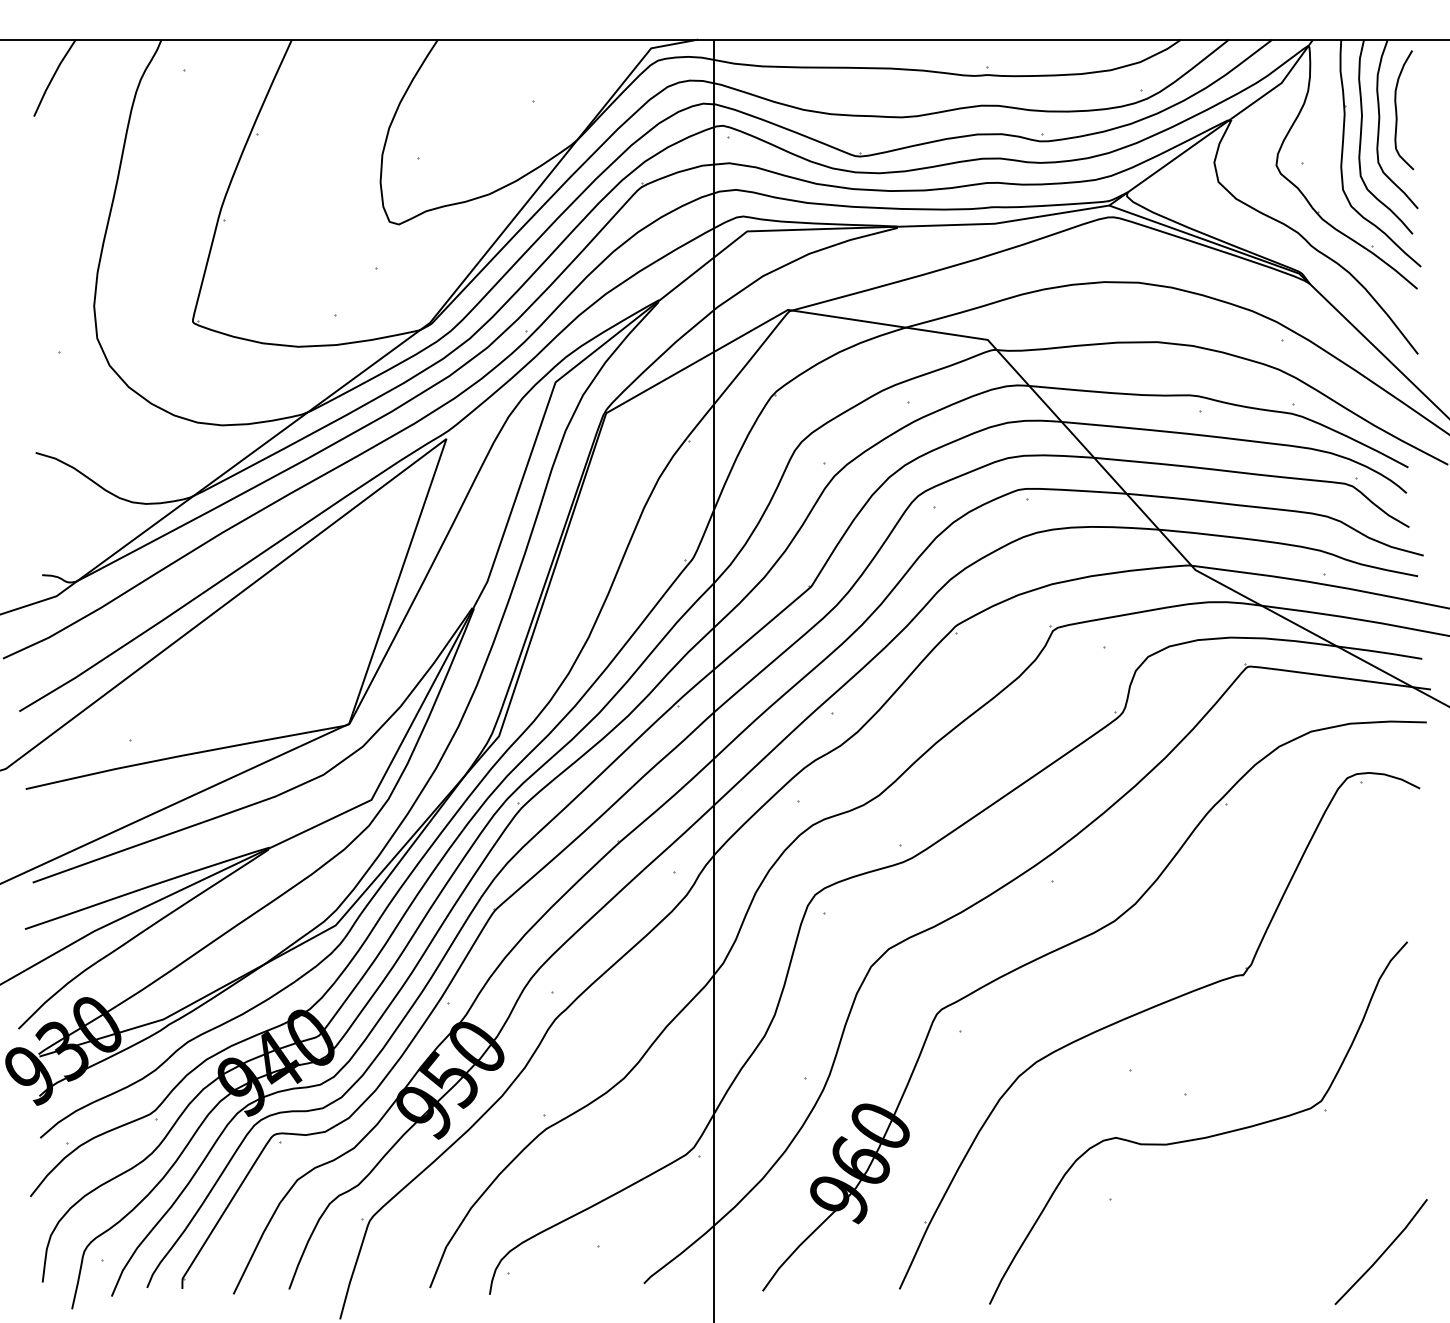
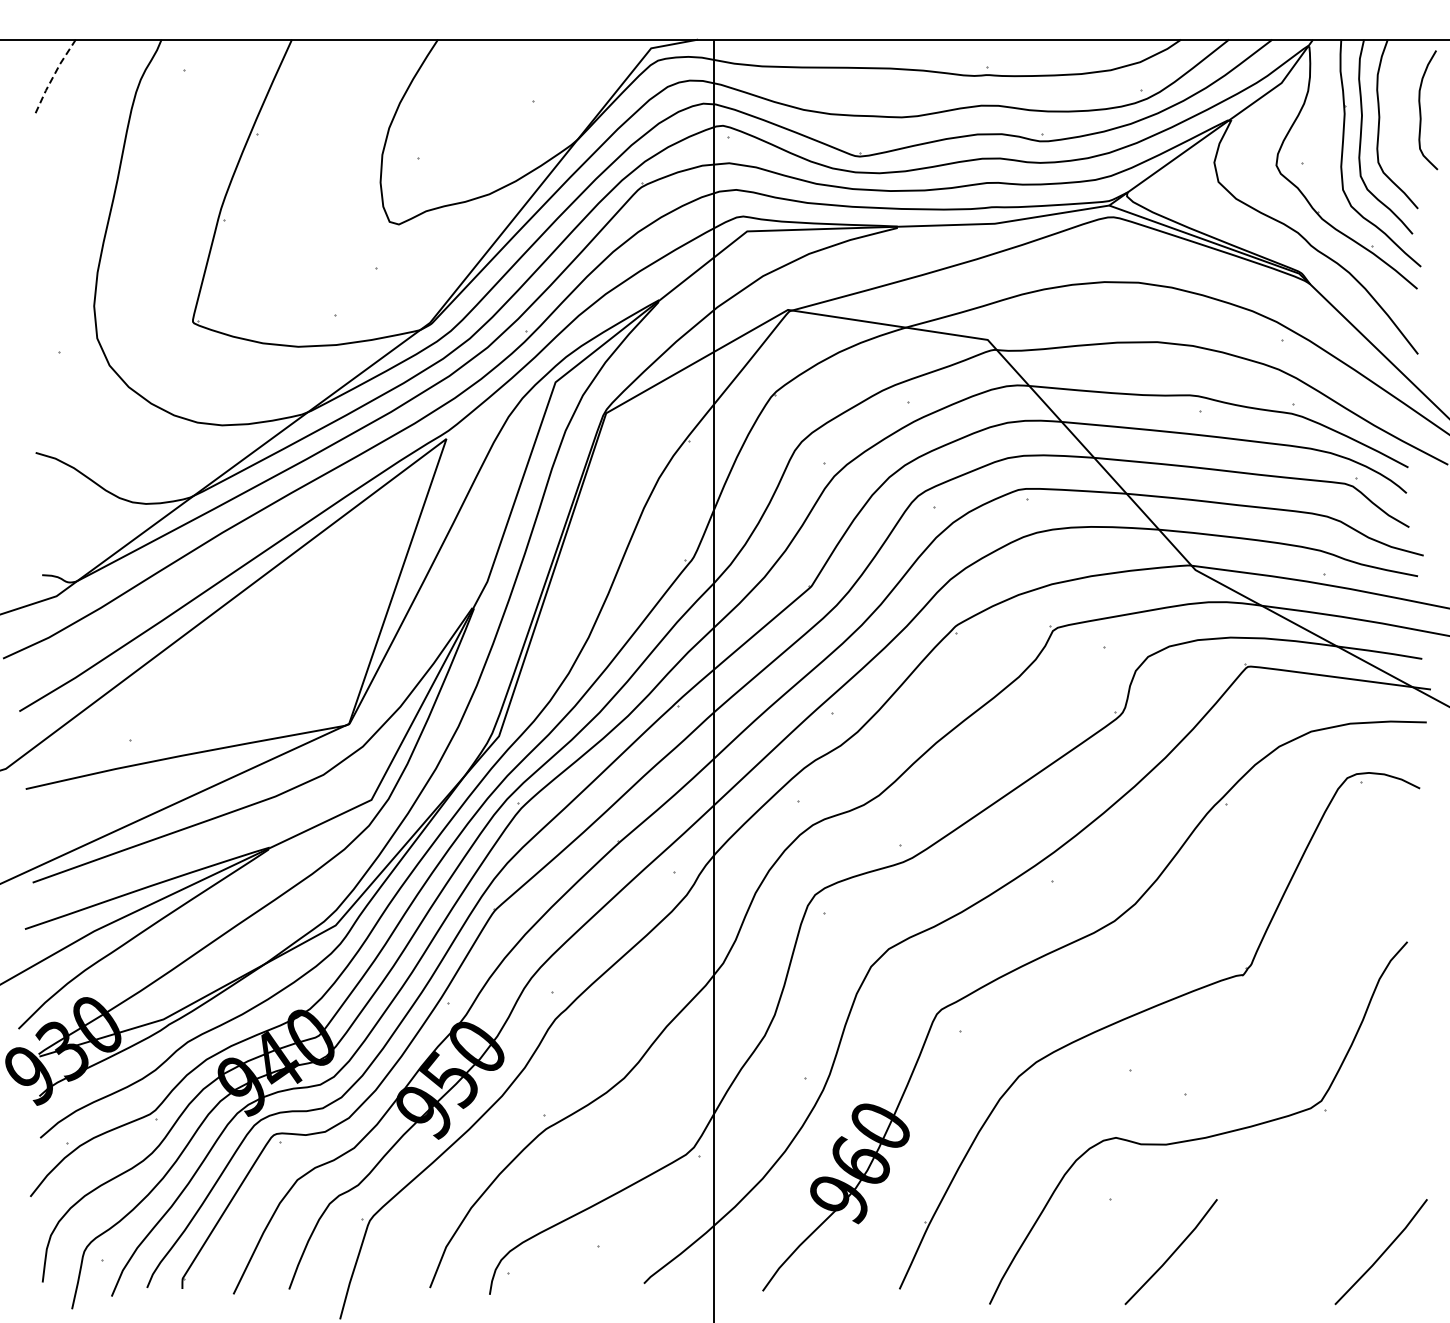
line: solid -> dashed (53, 76)
curve position: (1397, 111) -> (1421, 111) (1421, 111)
line: none -> present (1171, 1253)
